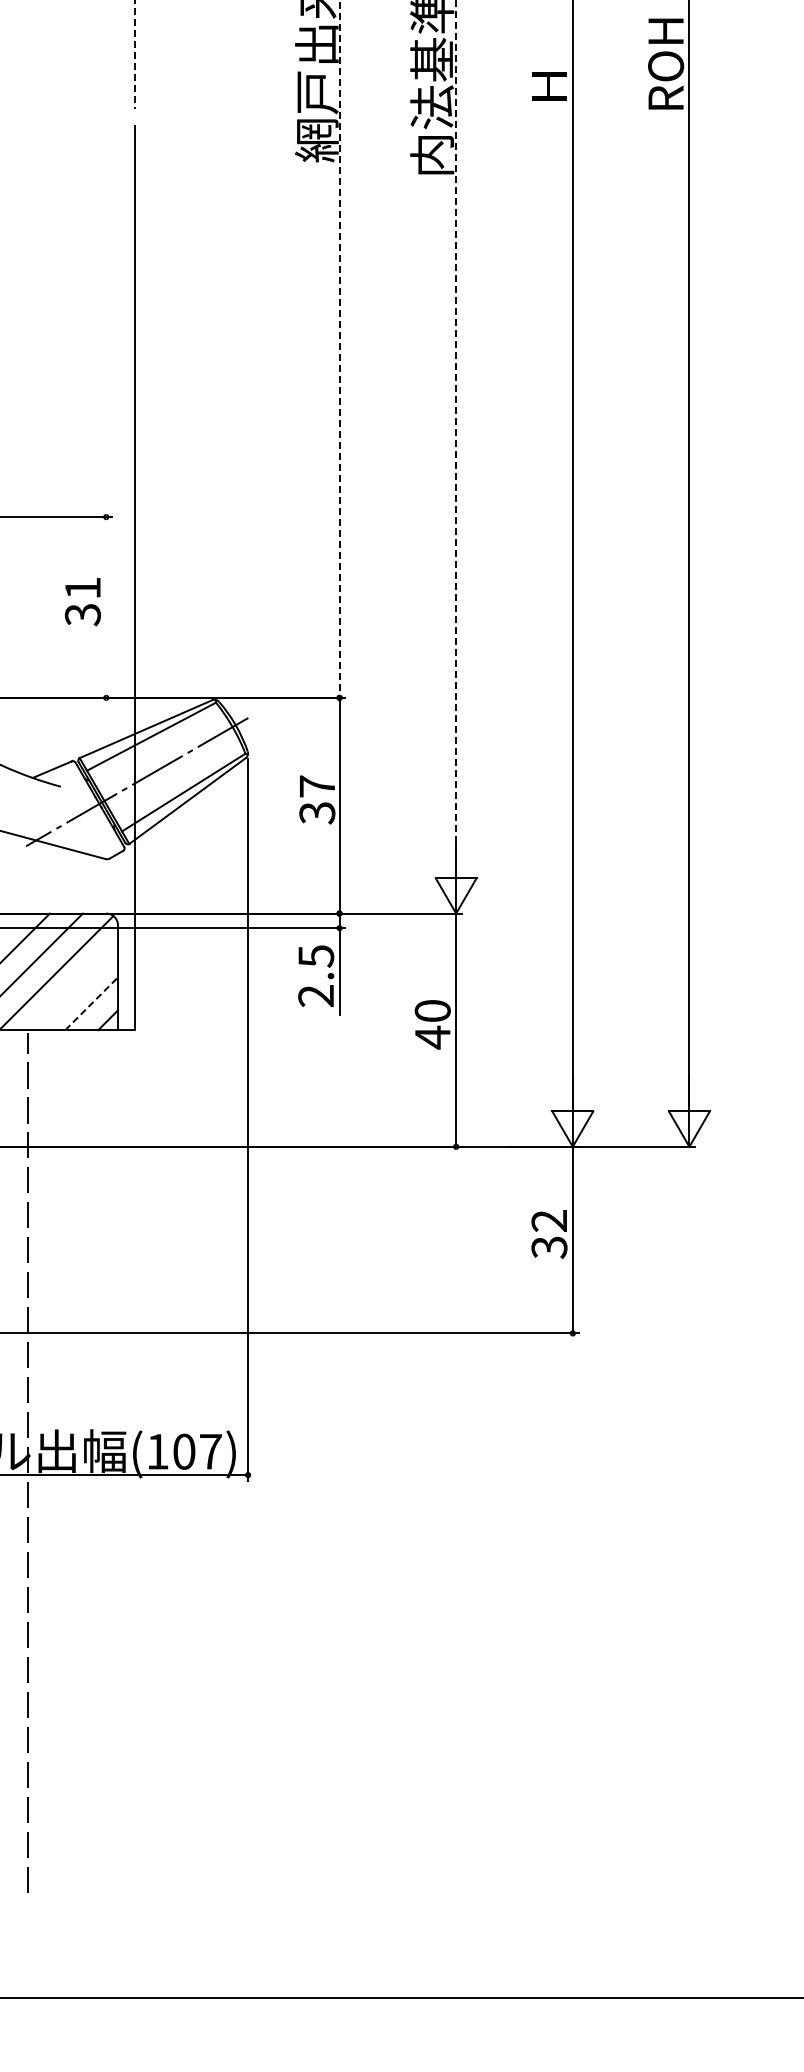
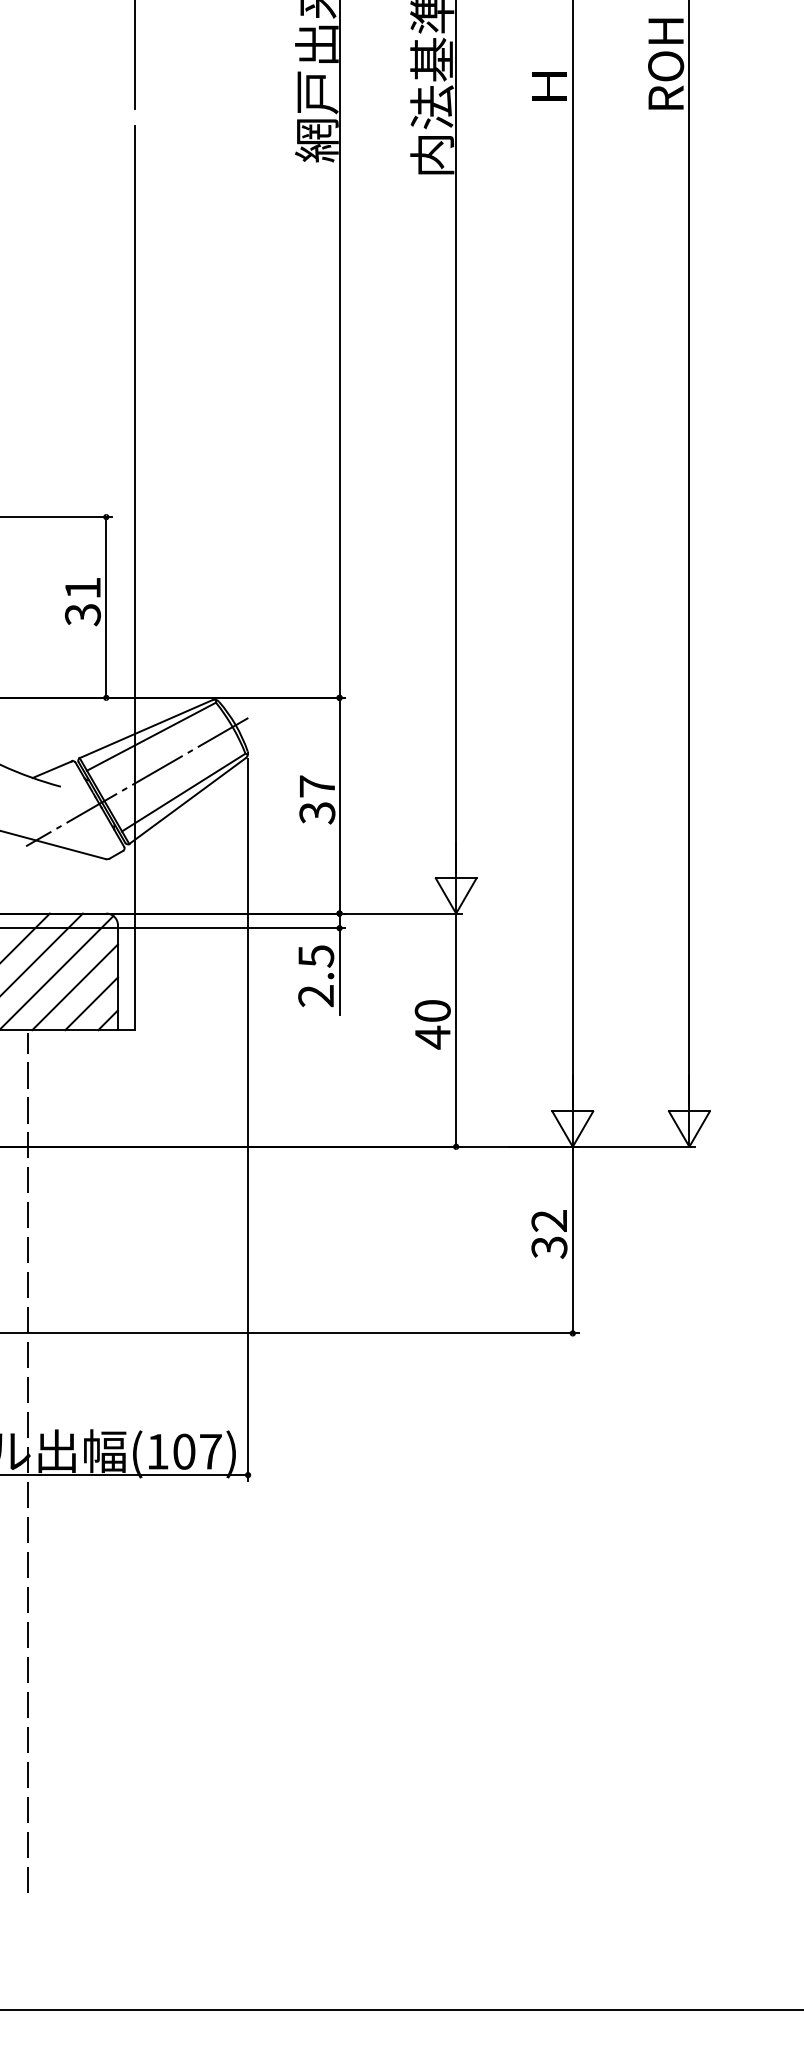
line: dashed -> solid (135, 54)
line: dashed -> solid (339, 349)
line: dashed -> solid (456, 436)
line: none -> present (106, 607)
line: none -> present (74, 987)
line: dashed -> solid (91, 1003)
line position: (401, 1997) -> (401, 2009) (401, 2009)
